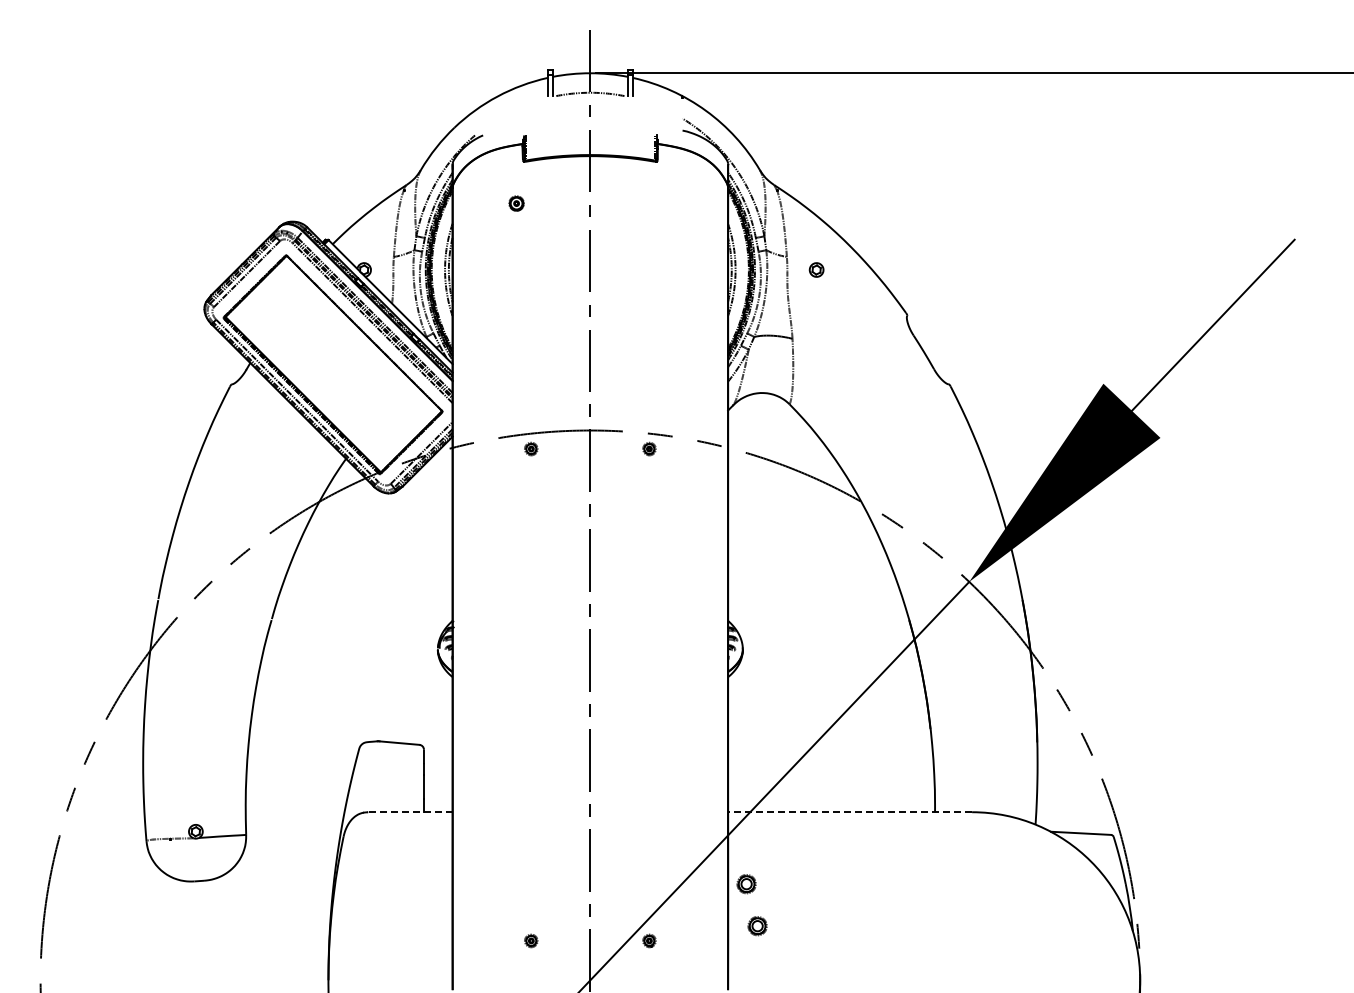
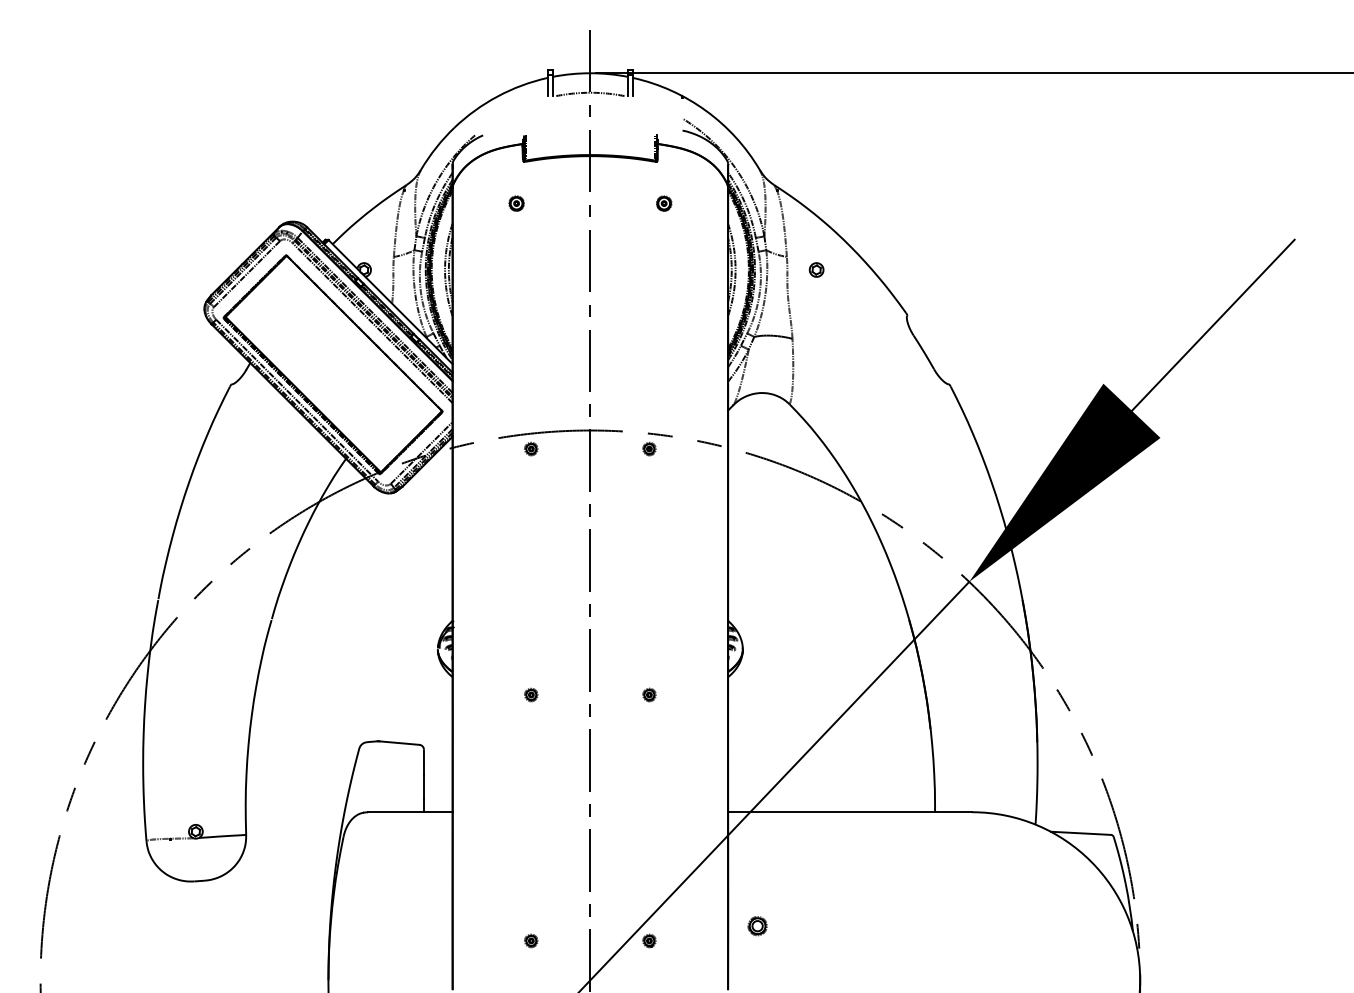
part: none -> present (664, 203)
part: none -> present (531, 694)
part: none -> present (649, 694)
line: dashed -> solid (409, 812)
line: dashed -> solid (850, 812)
part: present -> none (746, 884)
